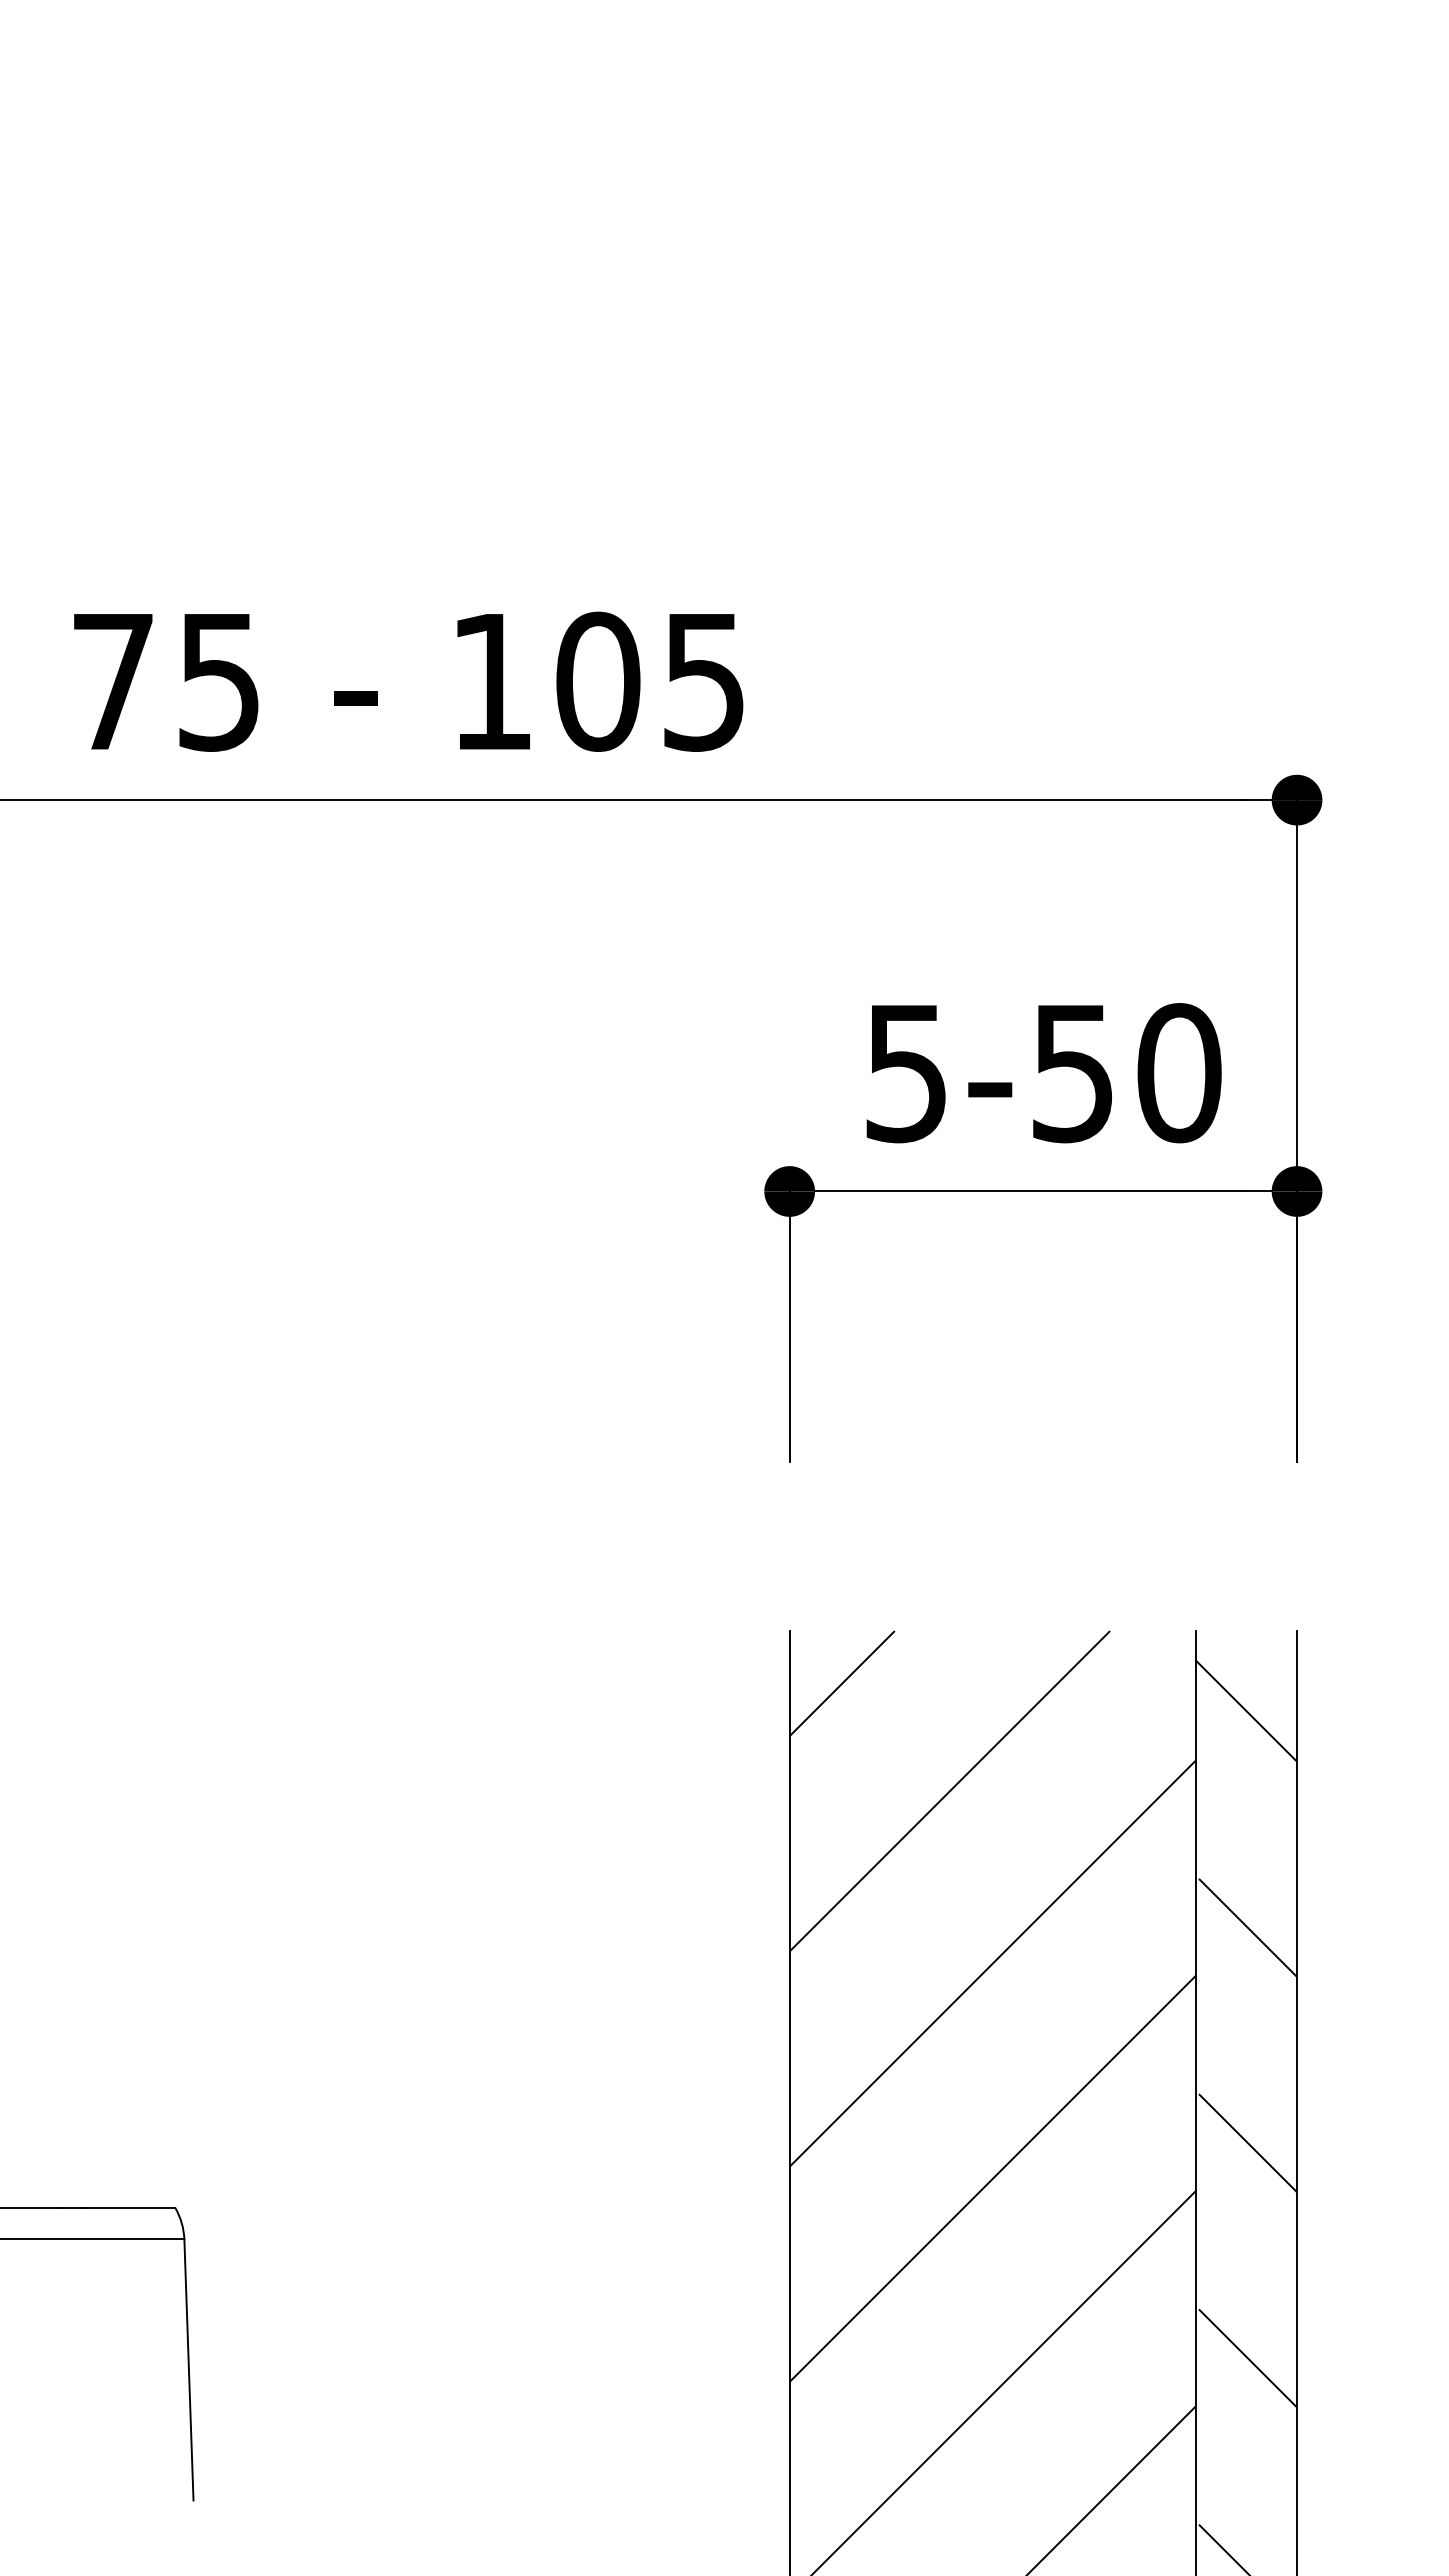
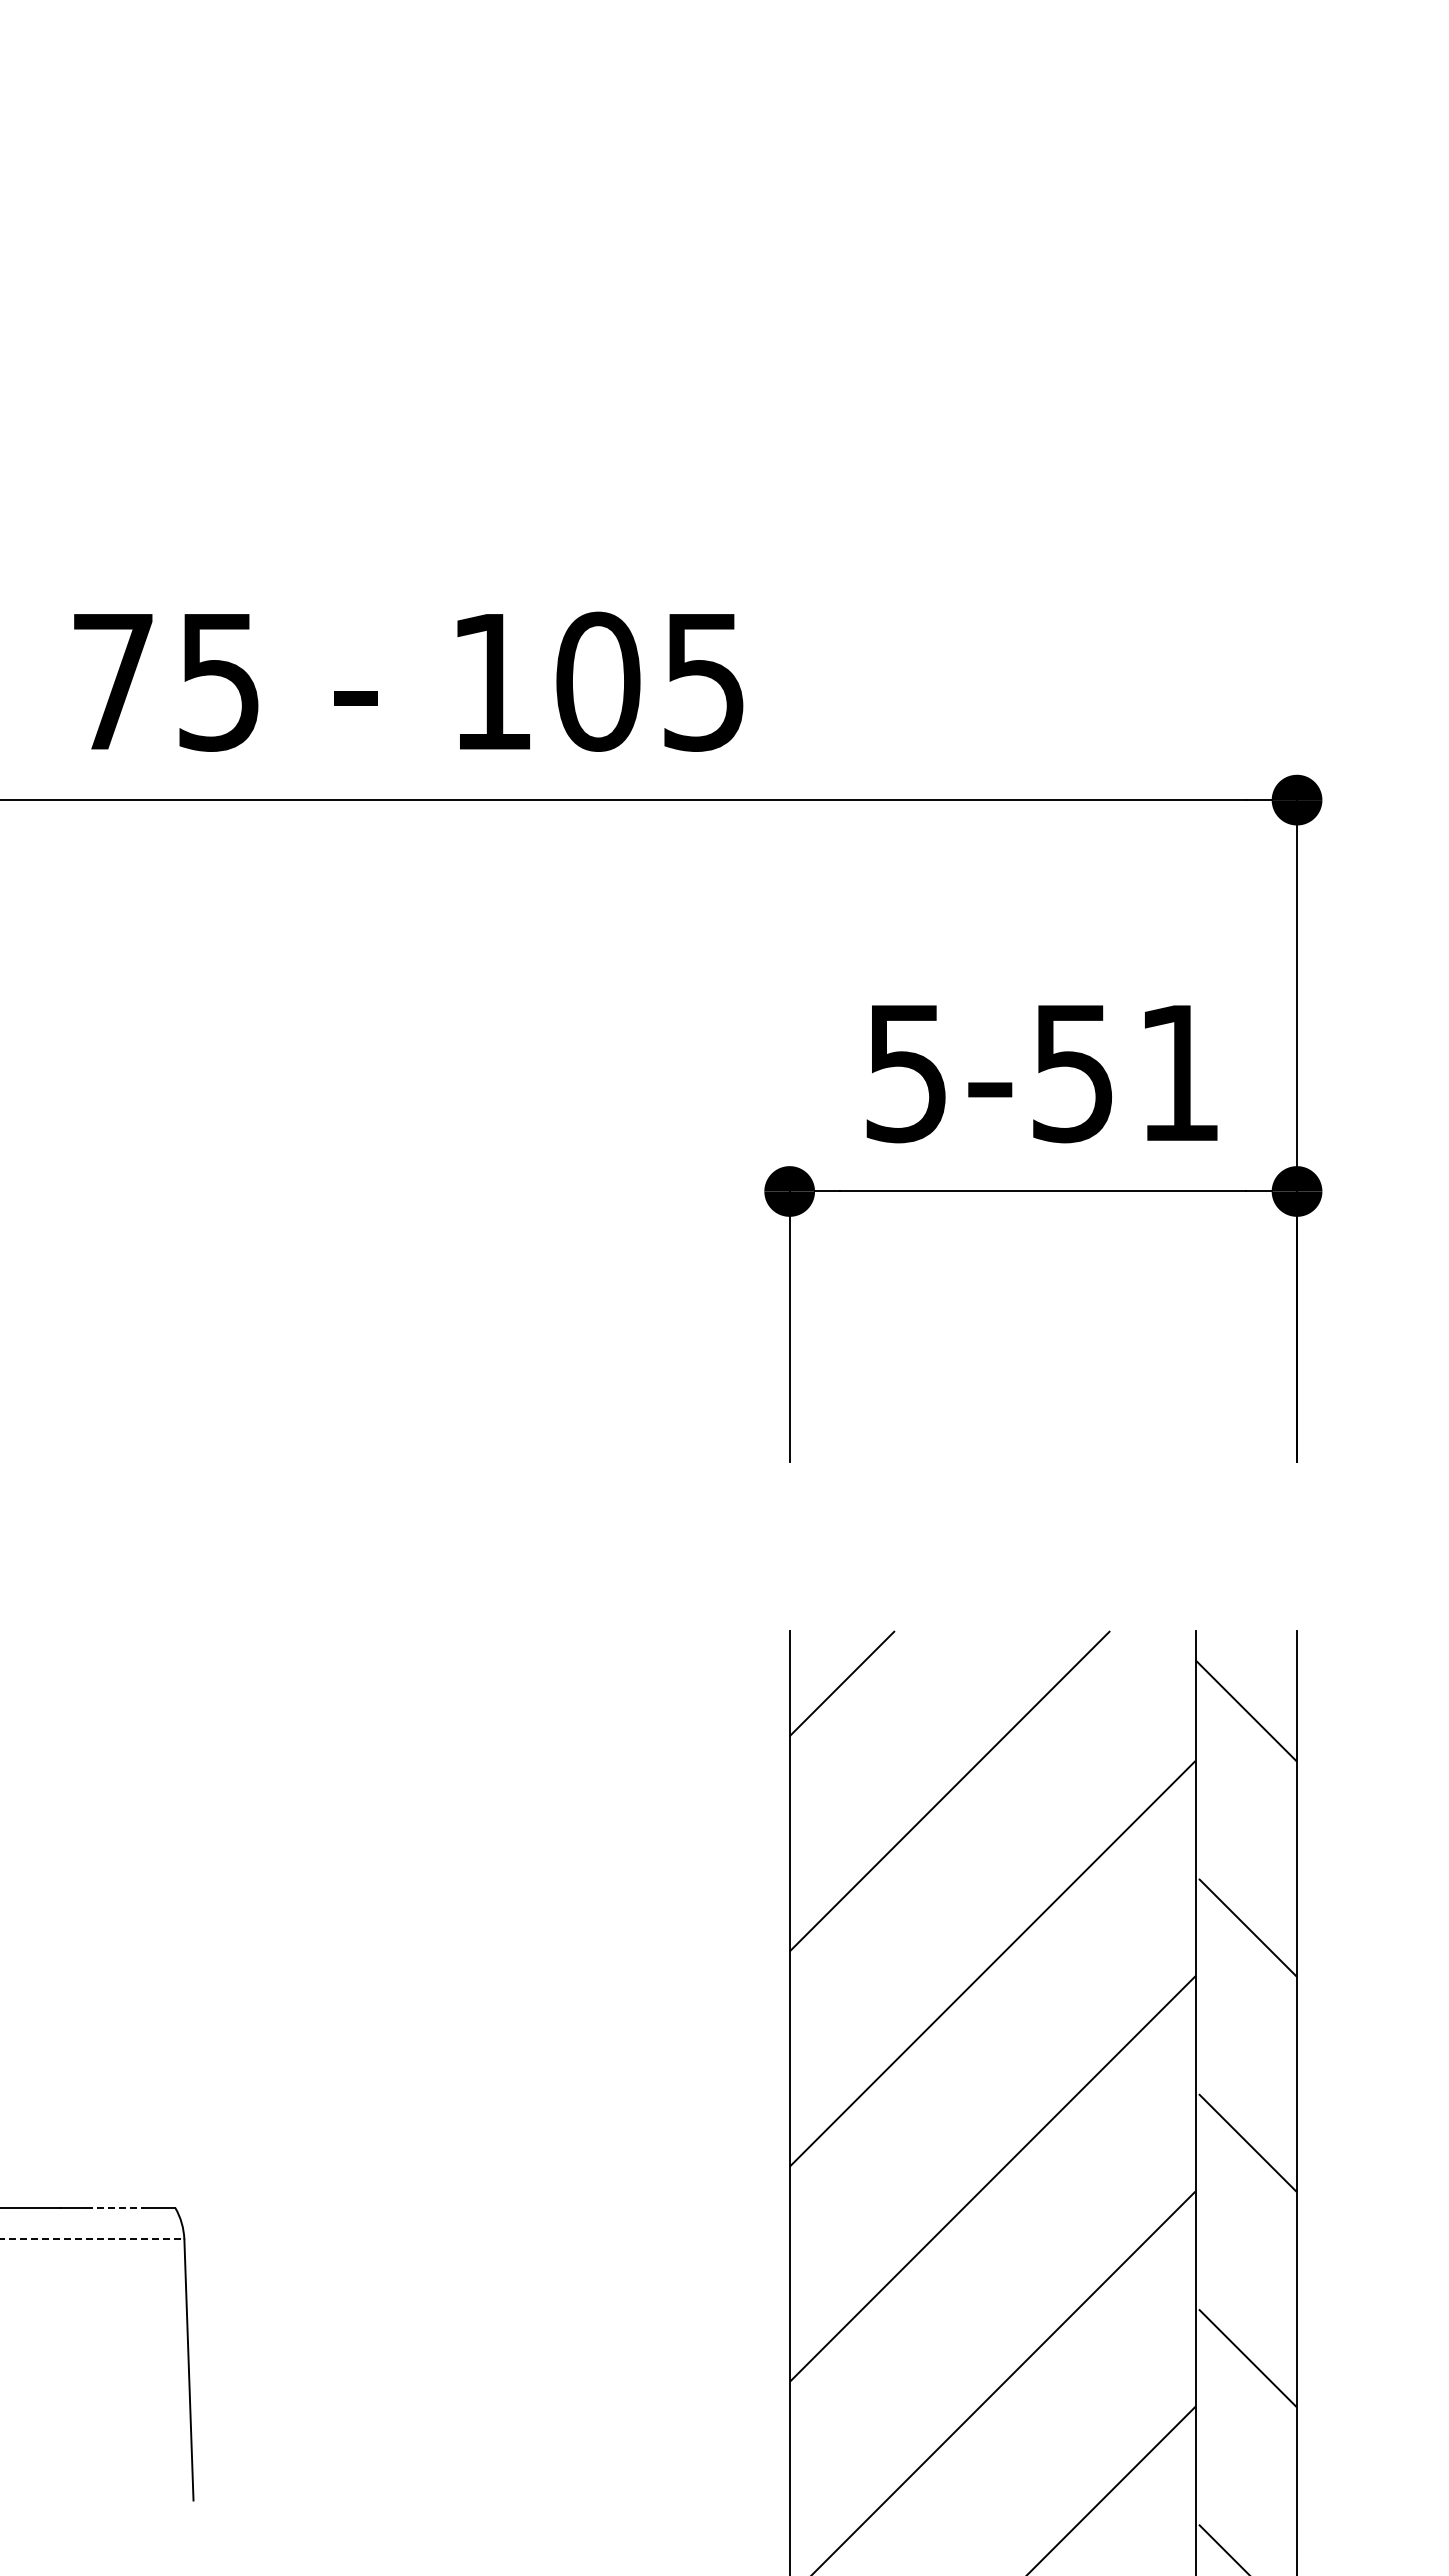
text: 5-50 -> 5-51 (1179, 1073)
line: solid -> dashed (115, 2207)
line: solid -> dashed (92, 2239)
